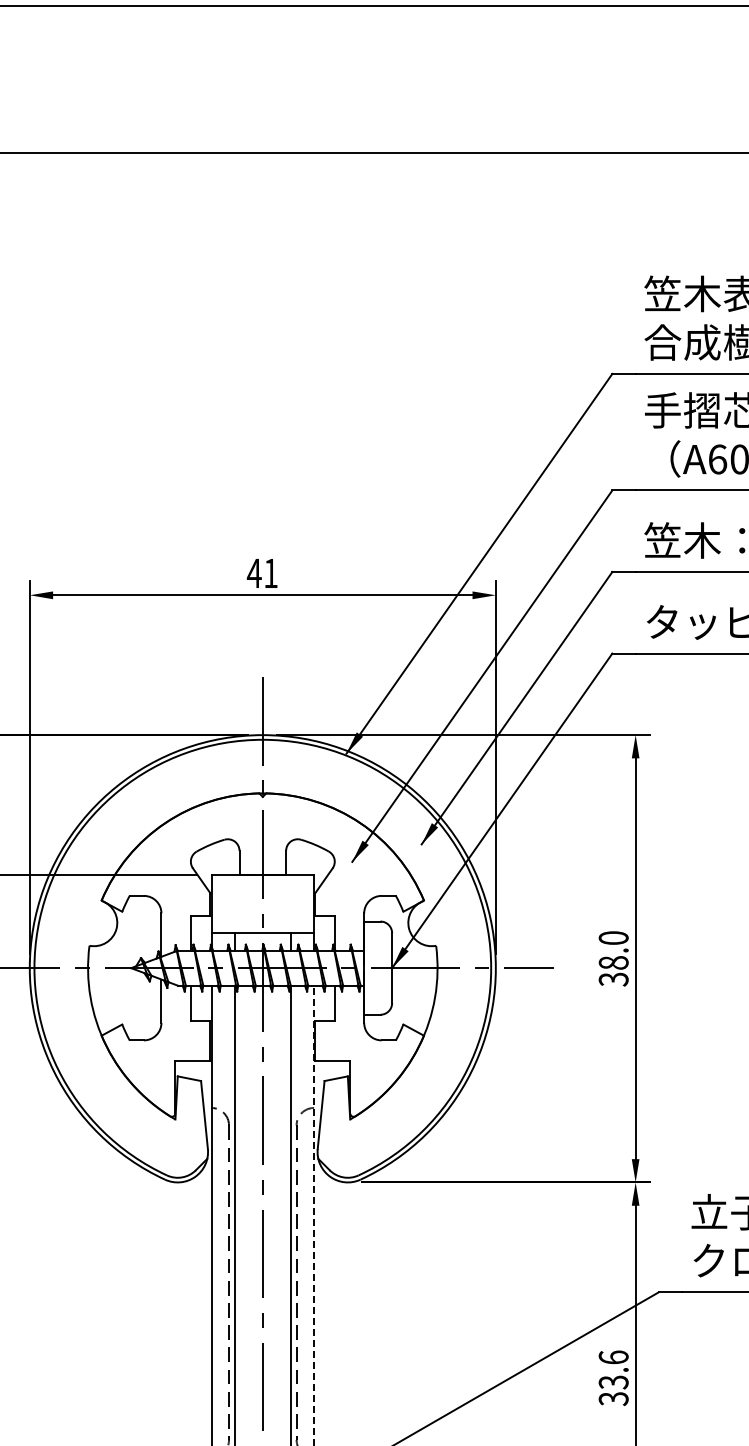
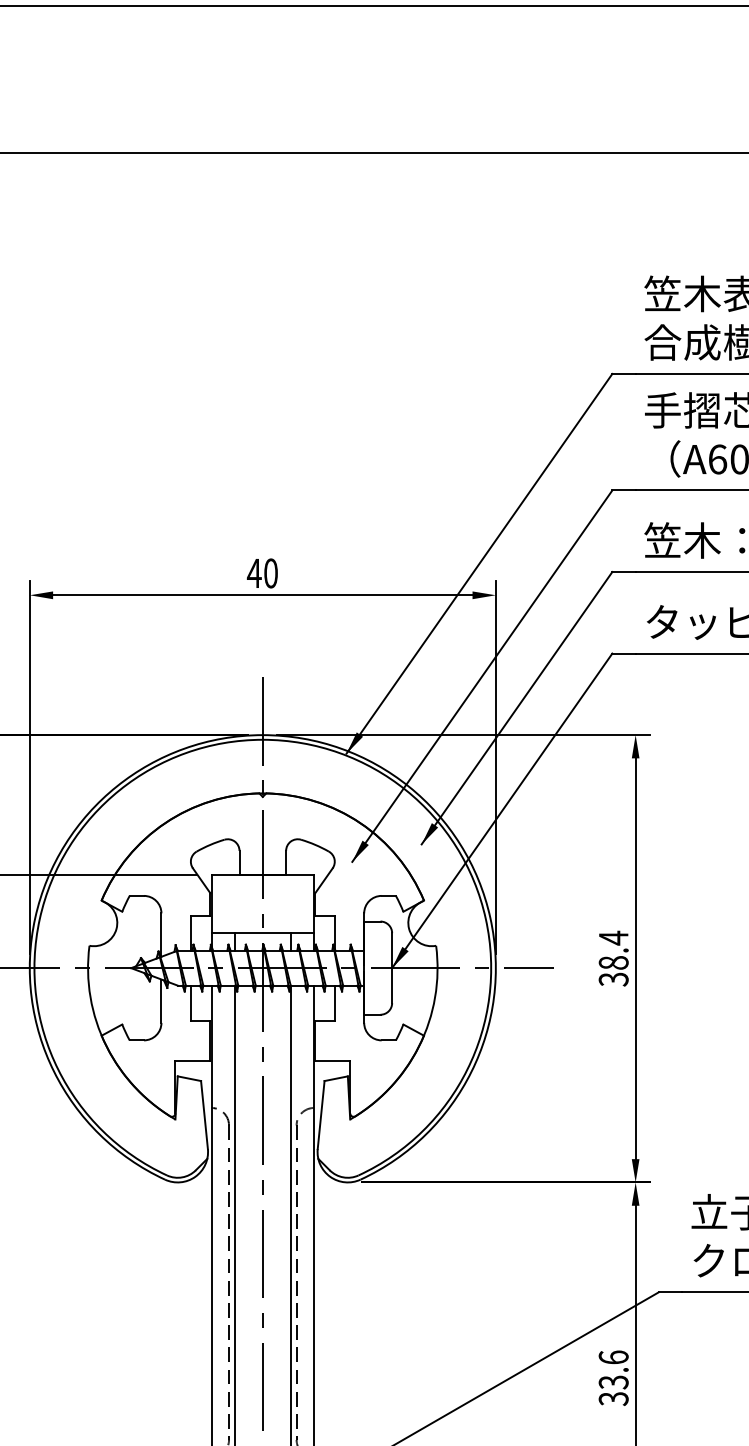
text: 41 -> 40 (270, 573)
text: 38.0 -> 38.4 (613, 937)
line: dashed -> solid (314, 1215)
